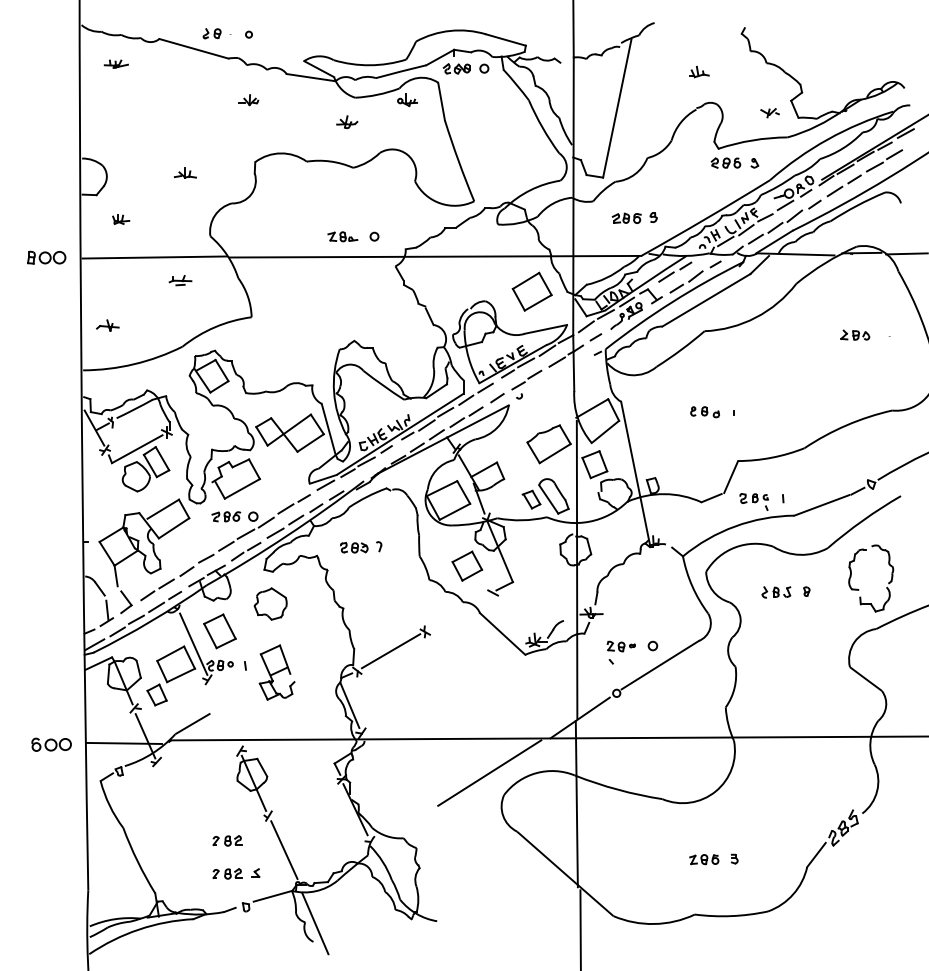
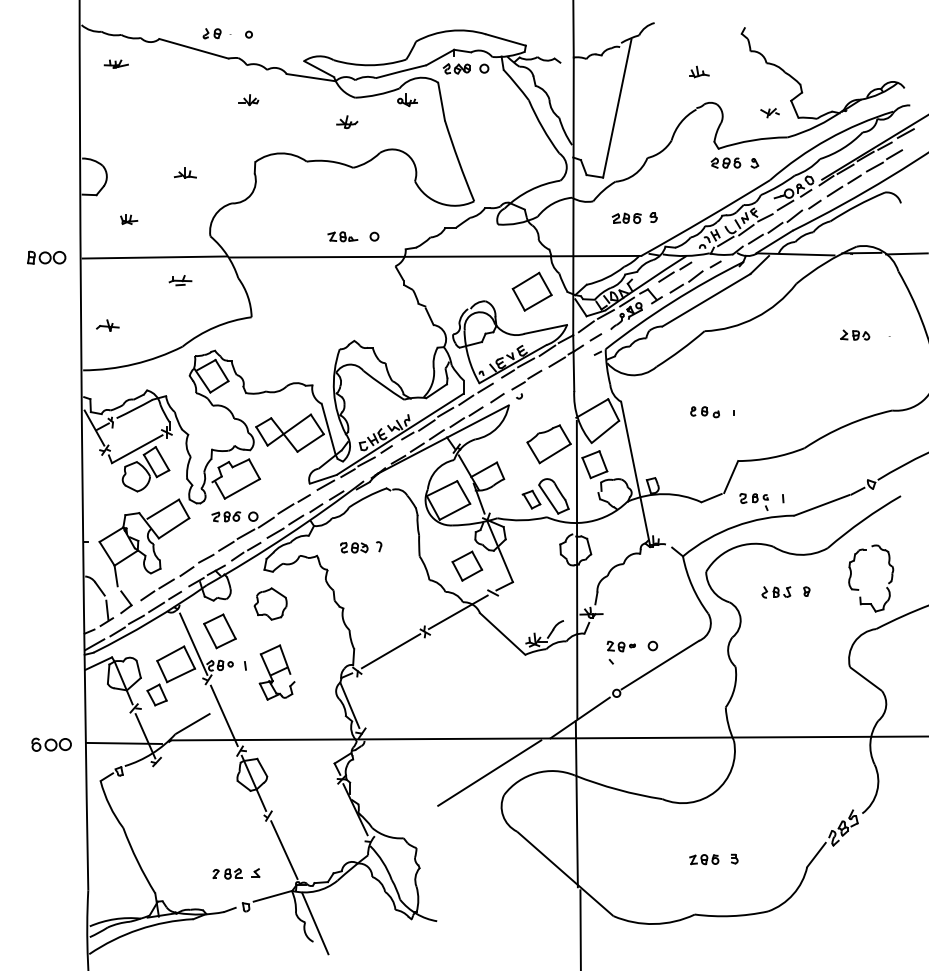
part position: (121, 219) -> (129, 219) (129, 219)
line: none -> present (457, 612)
line: none -> present (223, 715)
part: present -> none (227, 840)
